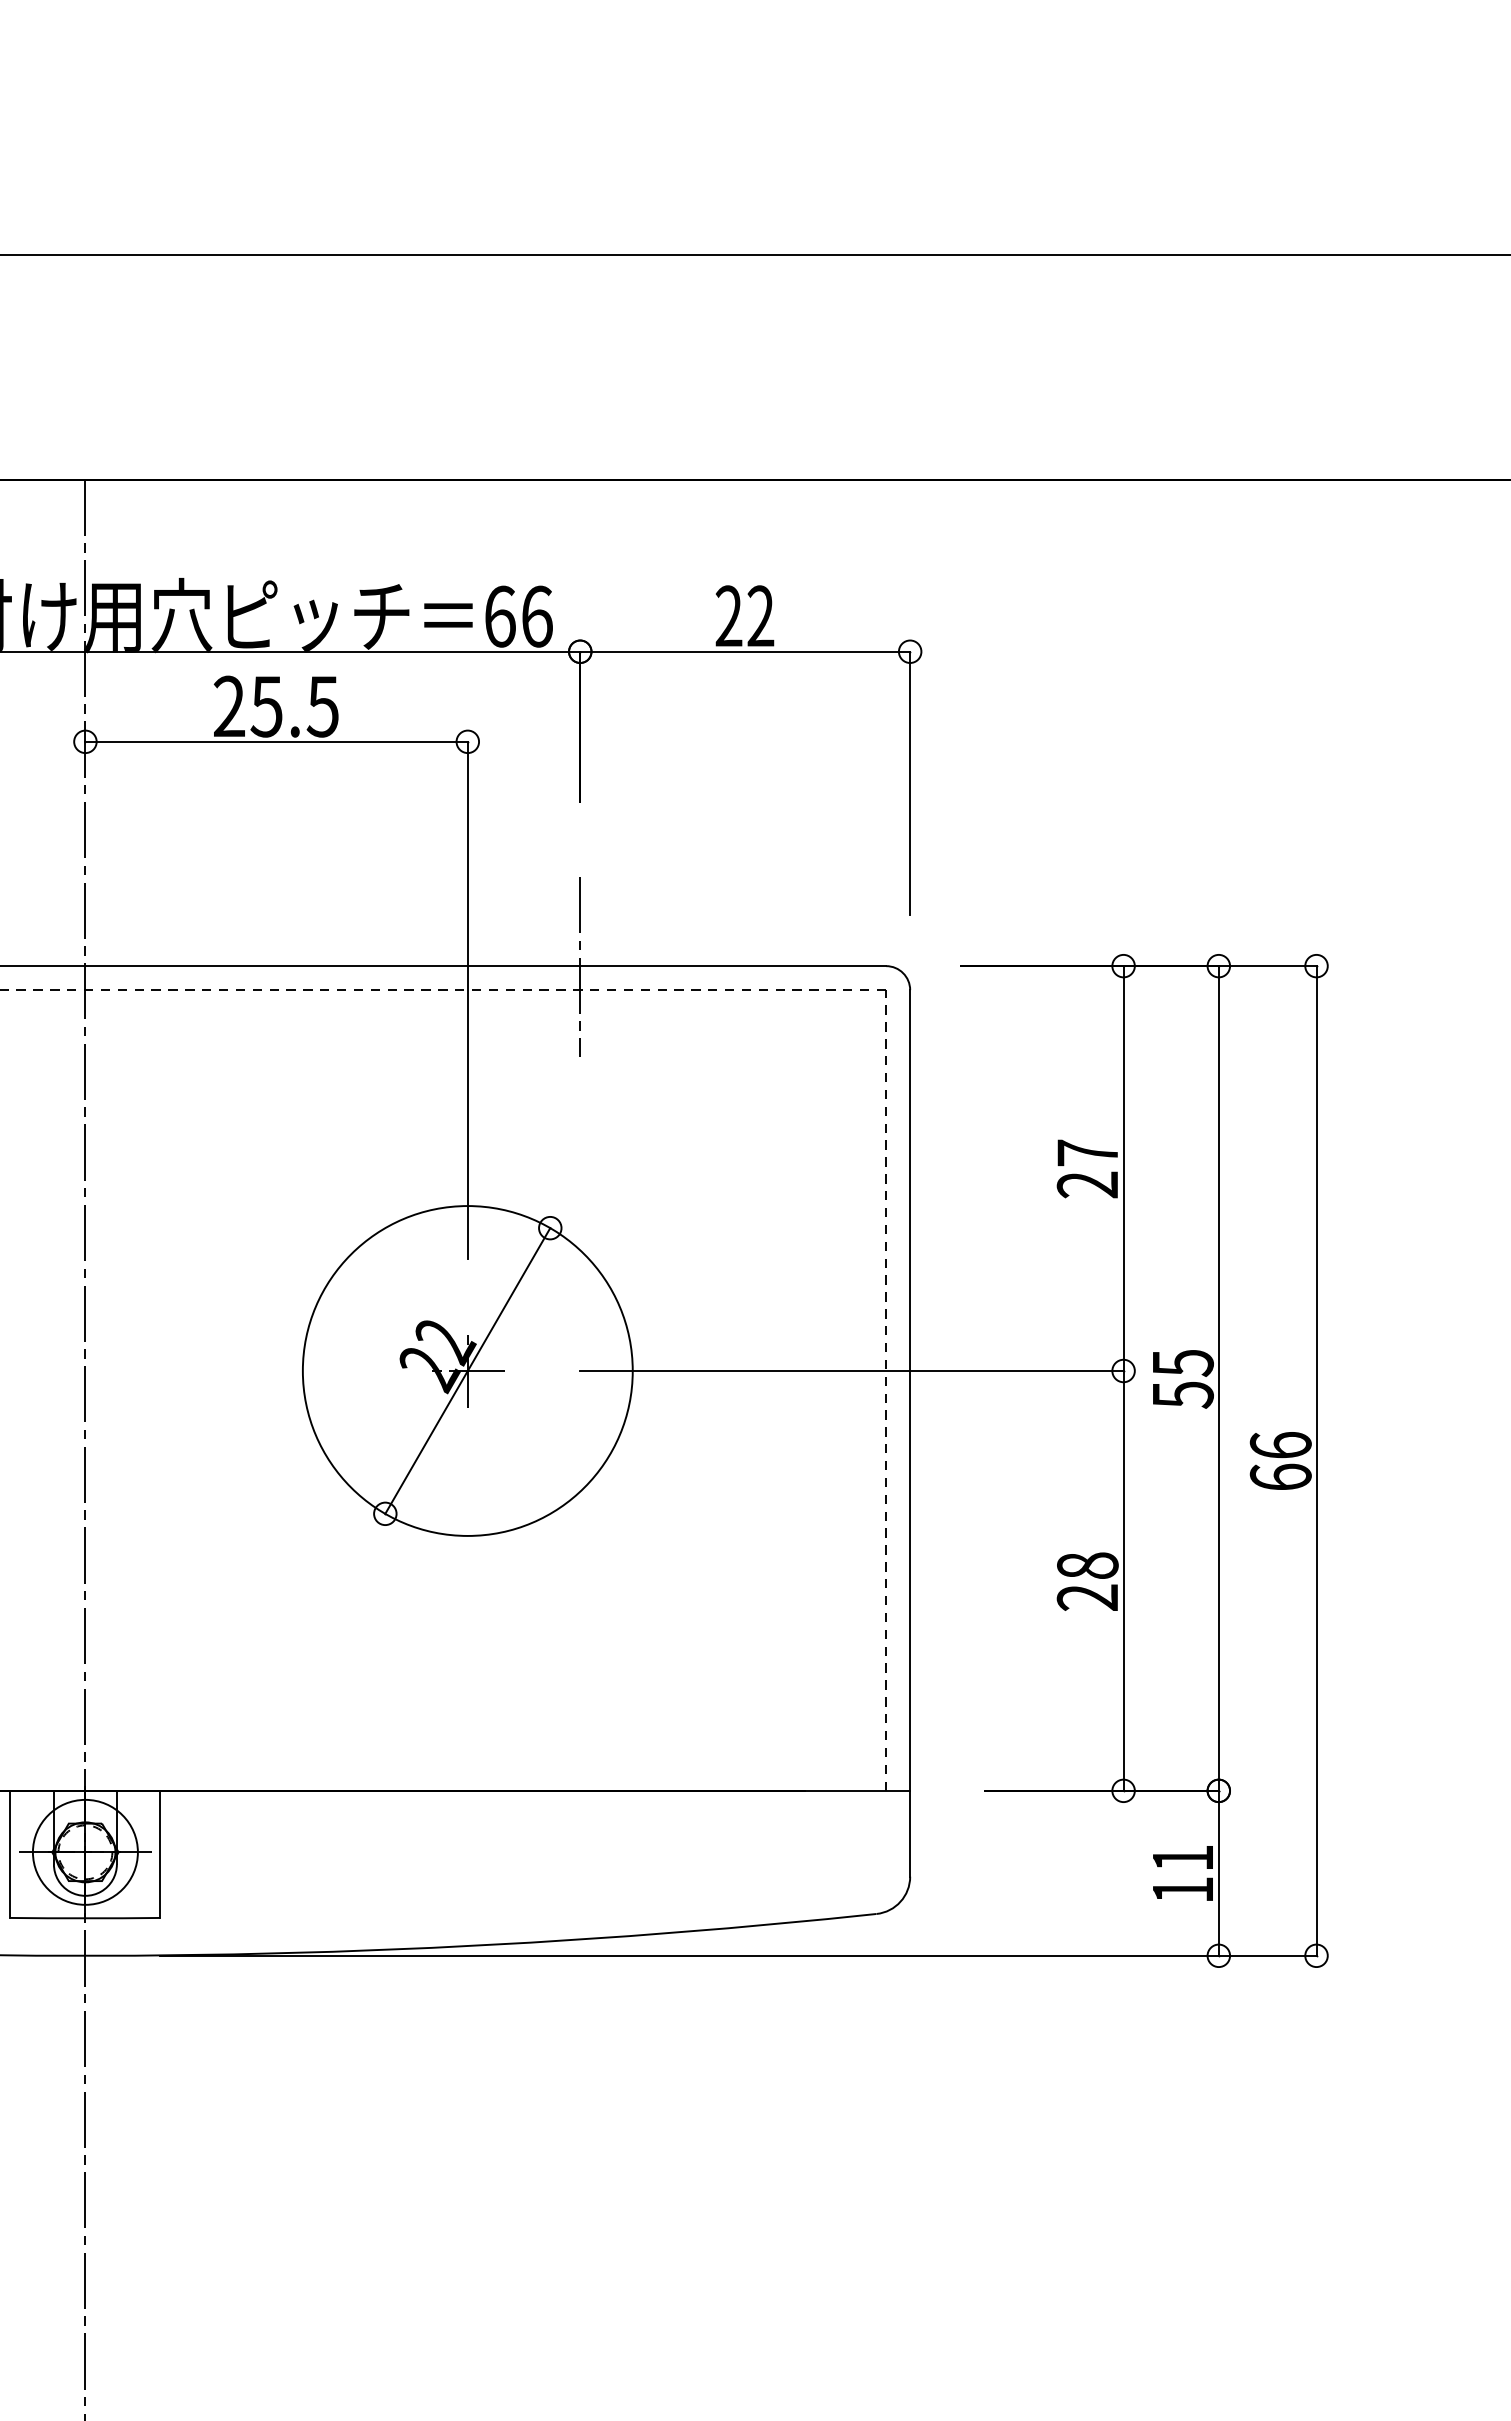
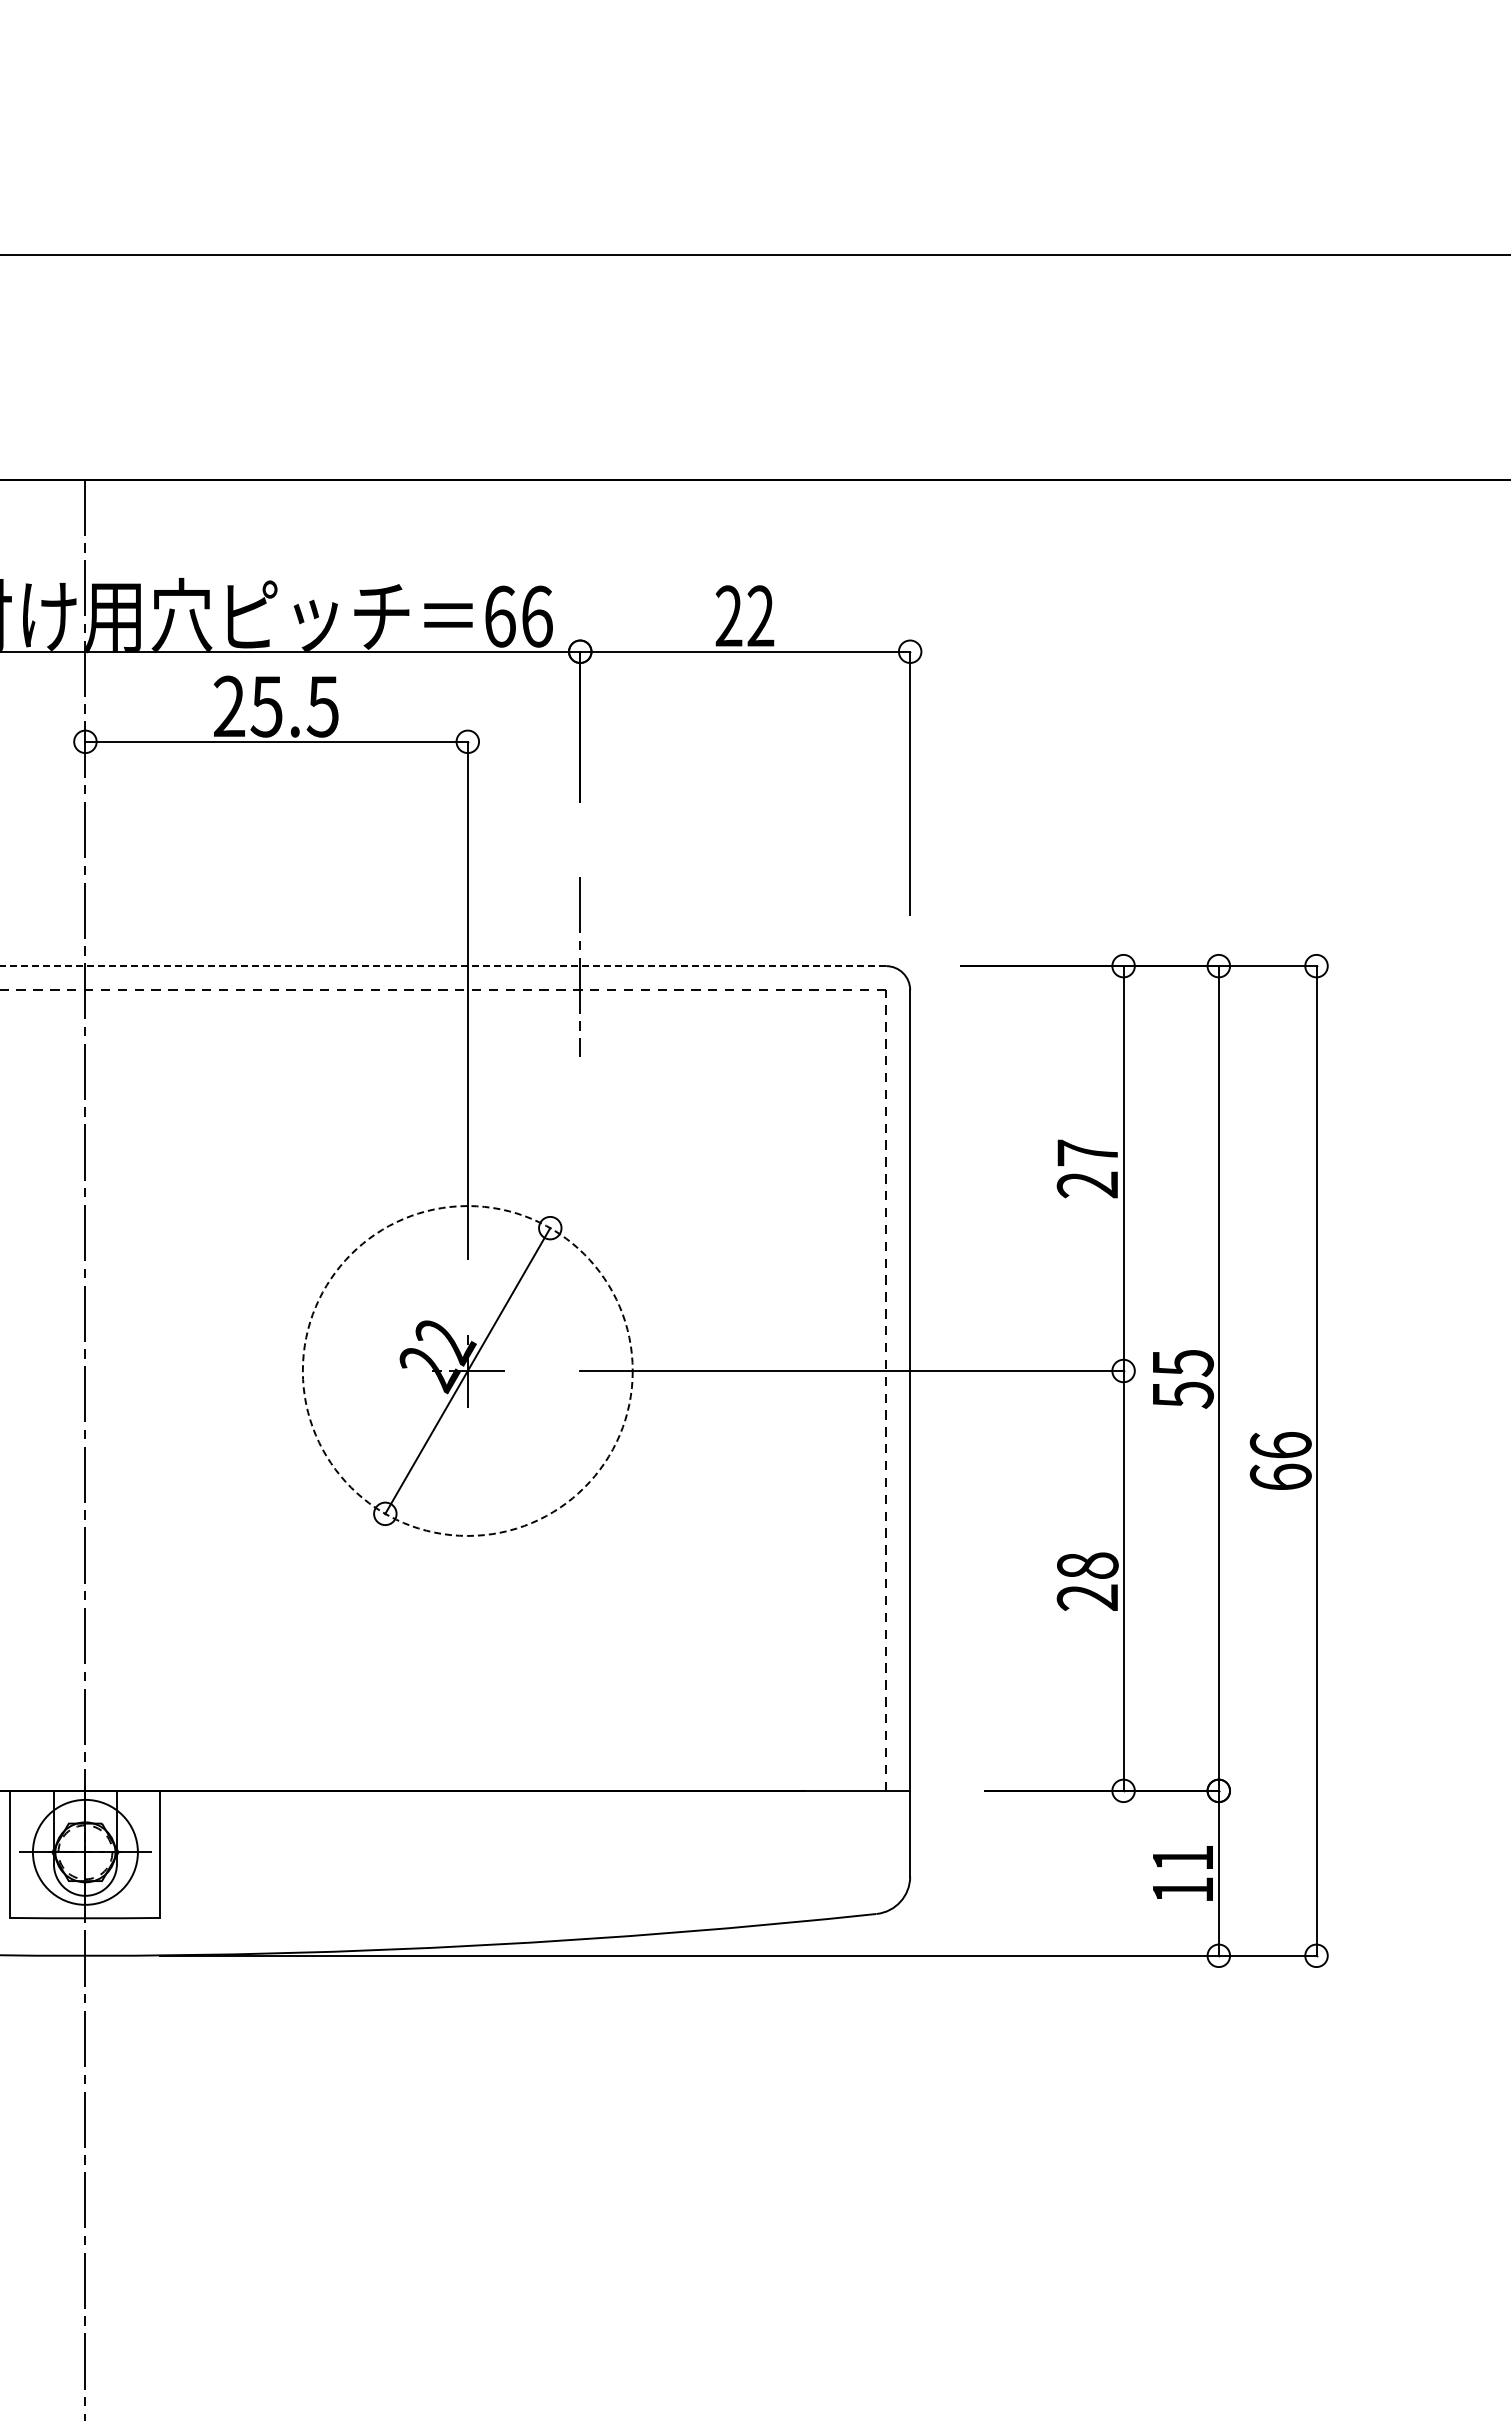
line: solid -> dashed (443, 966)
circle: solid -> dashed (467, 1370)
